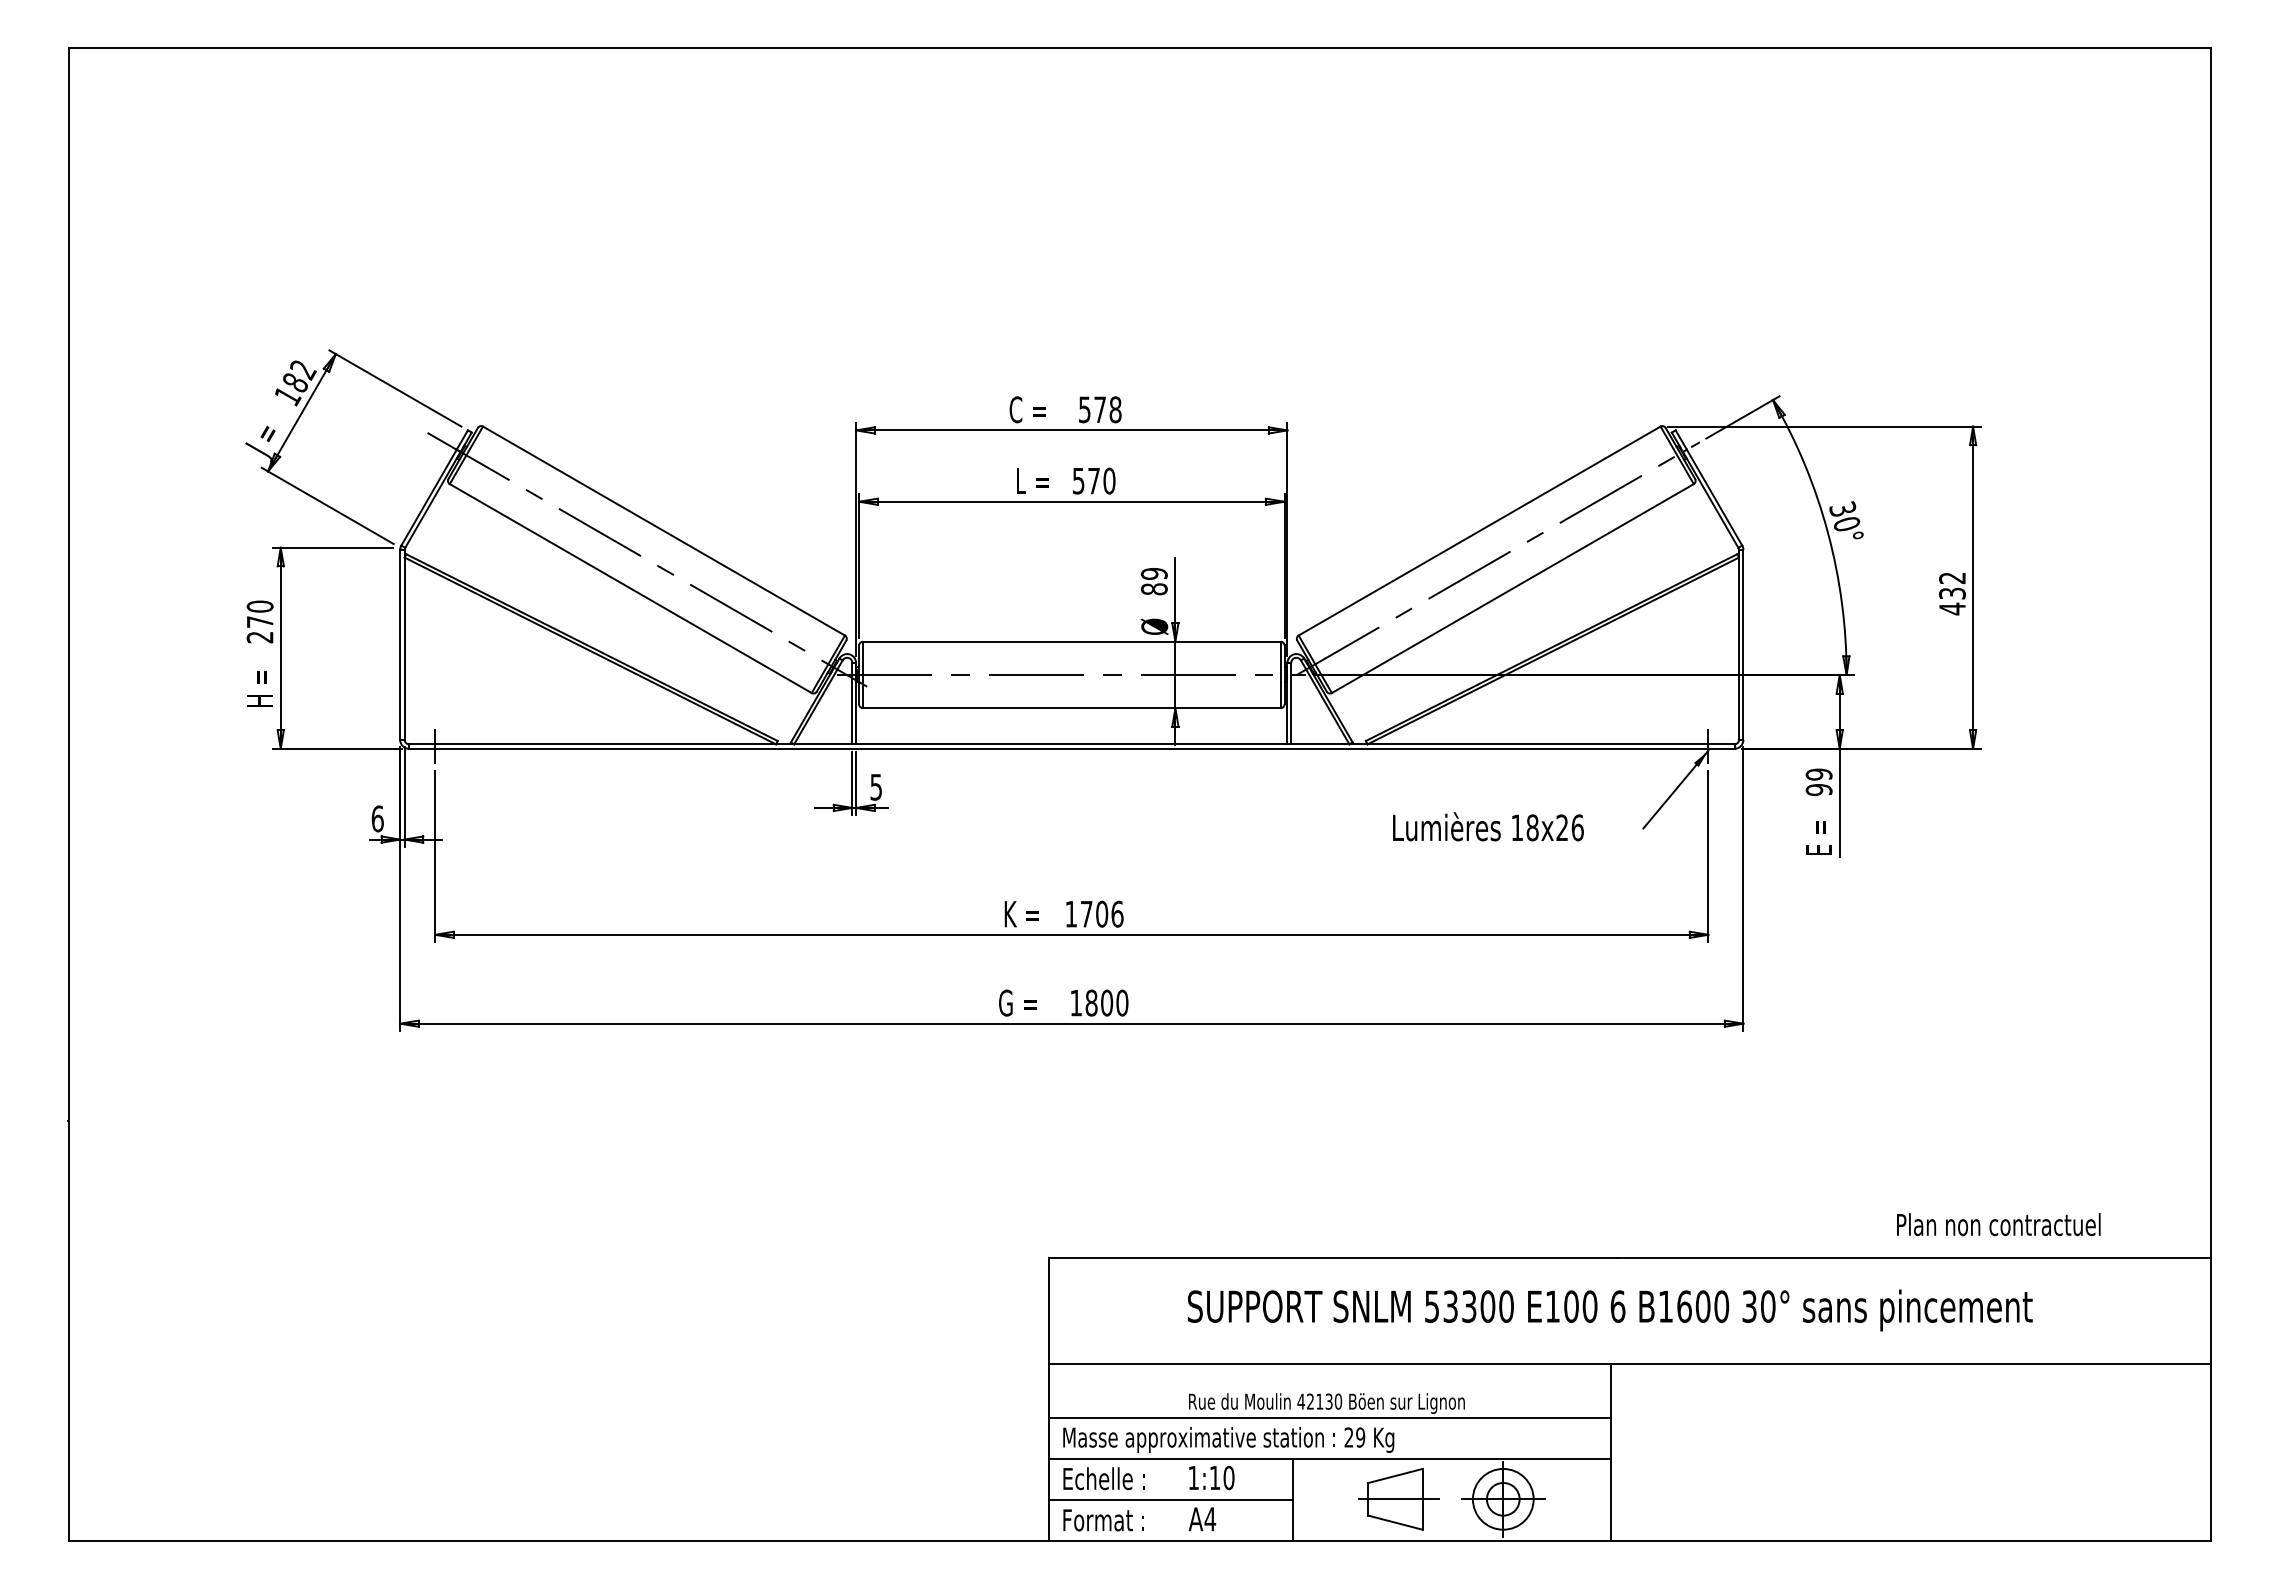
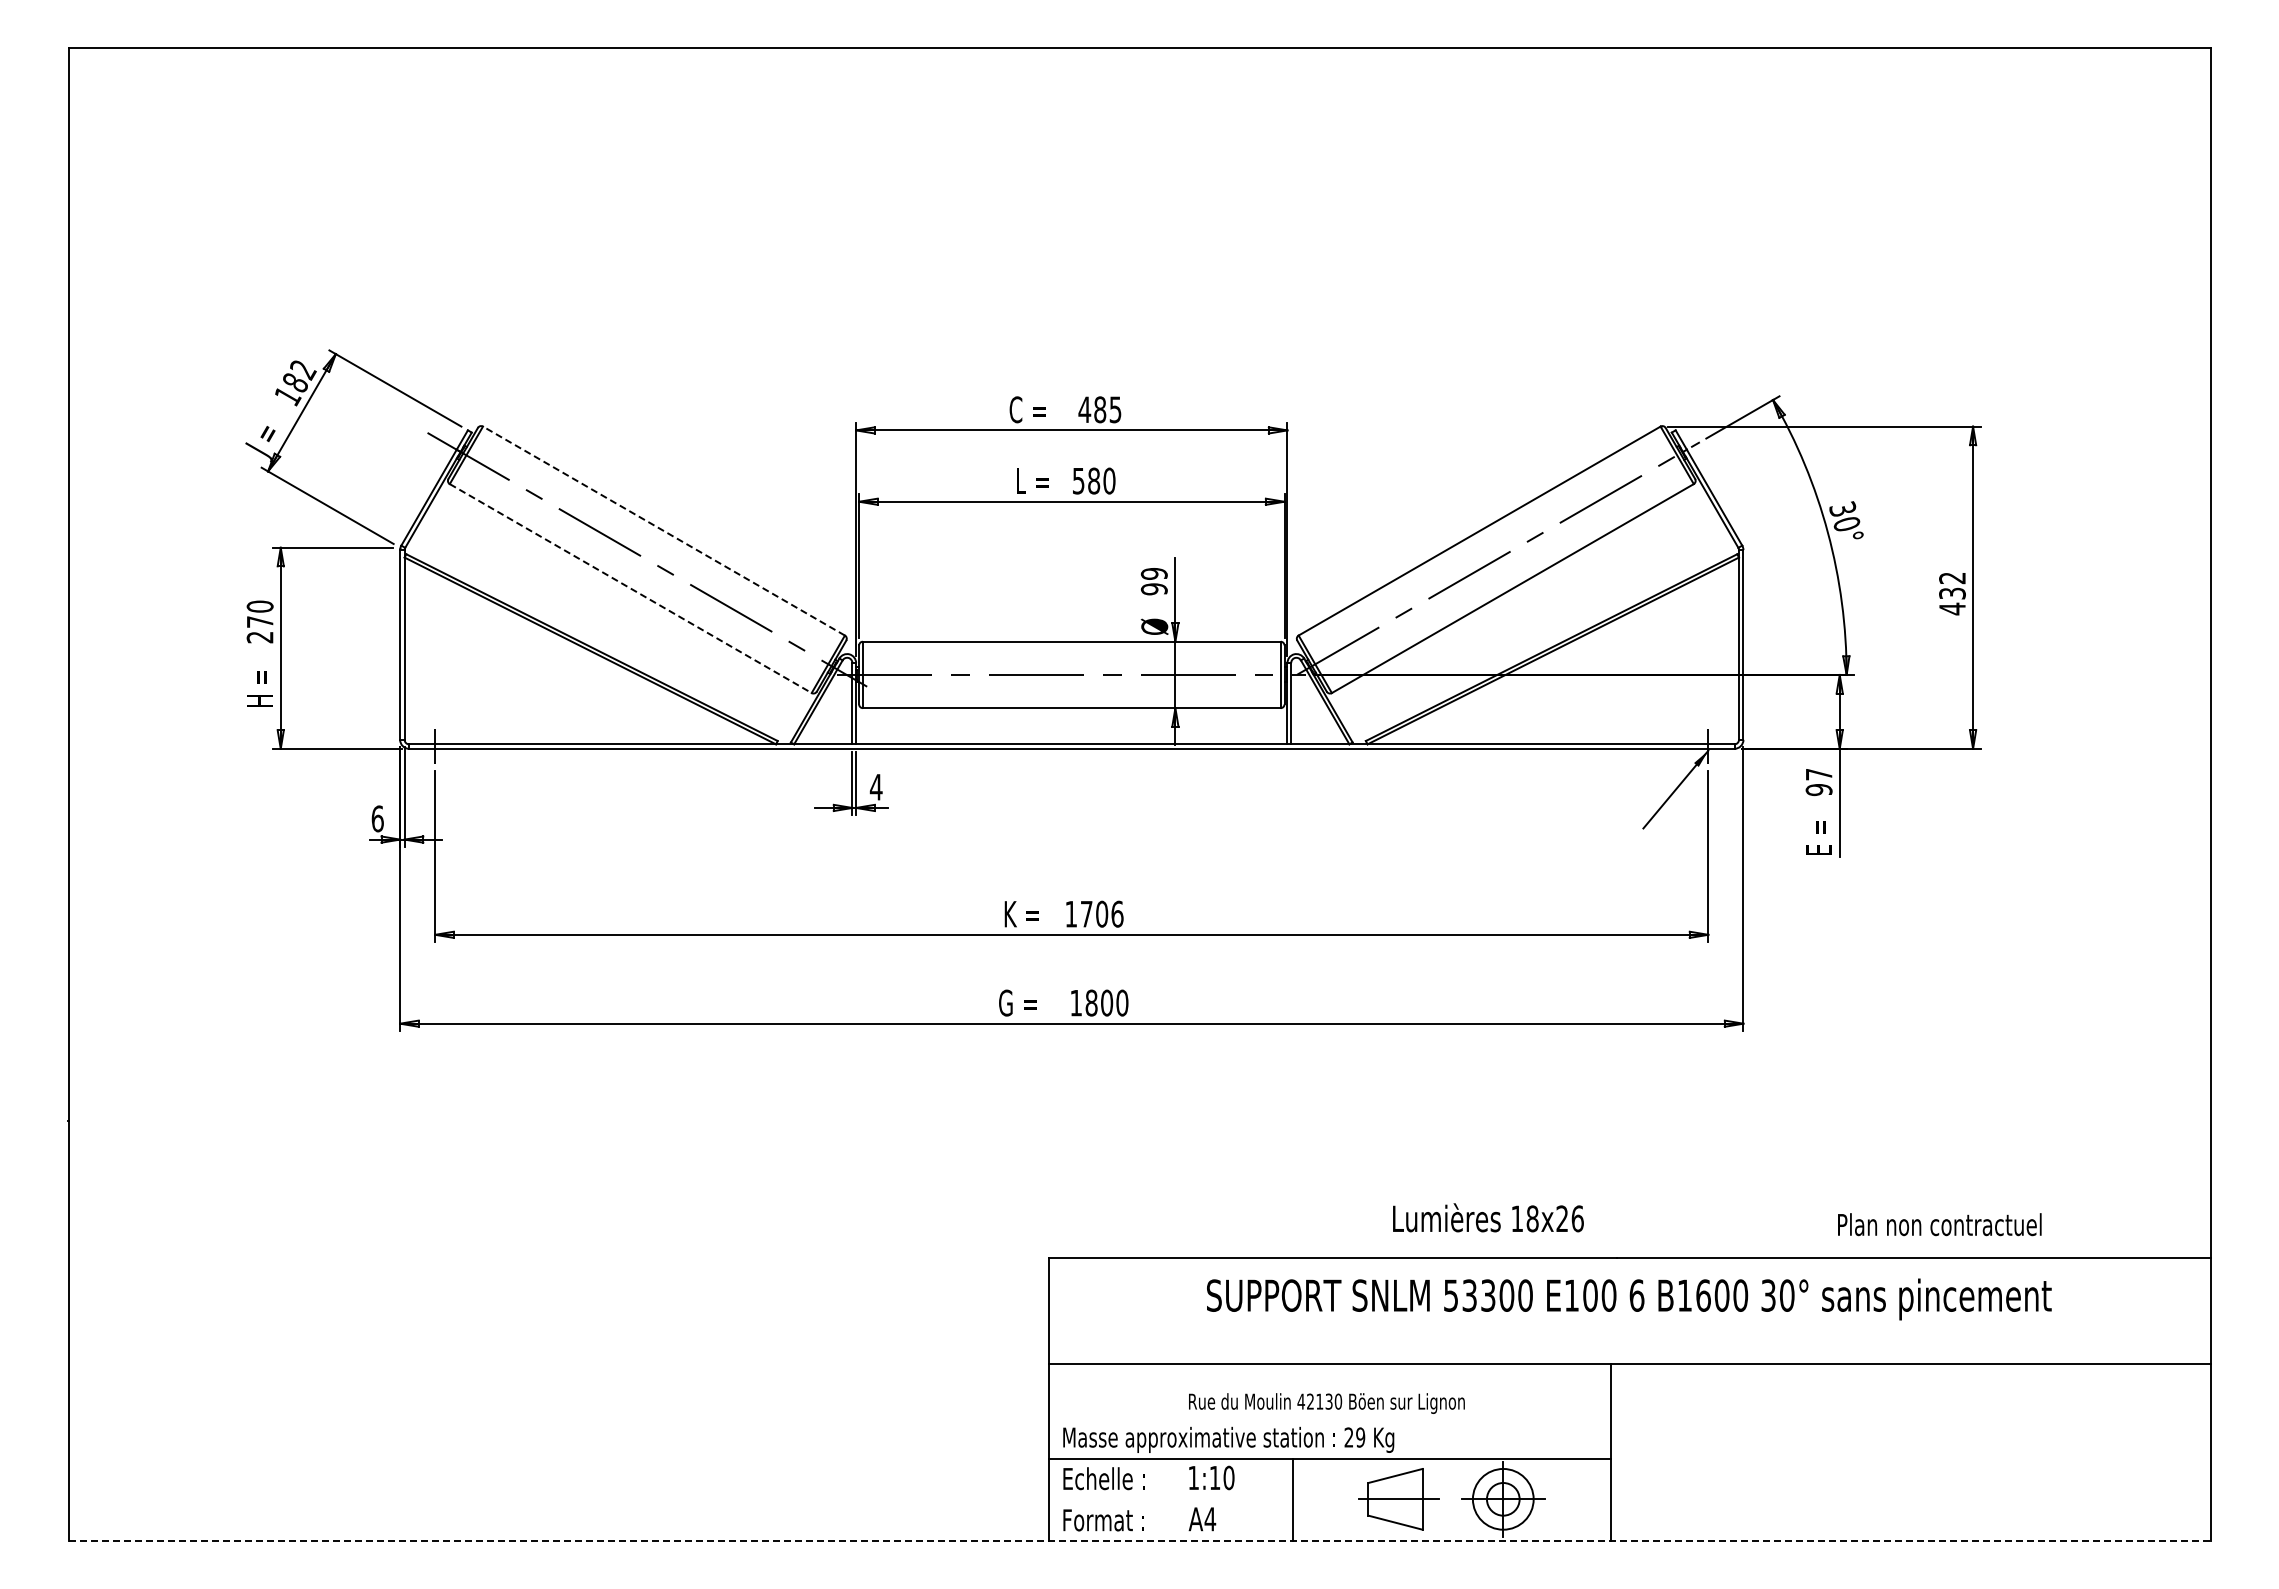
text: 578 -> 485 (1099, 409)
text: 570 -> 580 (1094, 480)
line: solid -> dashed (663, 531)
line: solid -> dashed (630, 588)
text: 89 -> 99 (1154, 589)
text: 99 -> 97 (1818, 774)
text: 5 -> 4 (875, 787)
text position: (1488, 826) -> (1488, 1217) (1488, 1217)
text position: (1998, 1224) -> (1939, 1224) (1939, 1224)
text position: (1610, 1310) -> (1629, 1299) (1629, 1299)
line: present -> none (1330, 1418)
line: present -> none (1170, 1500)
line: solid -> dashed (1139, 1541)
